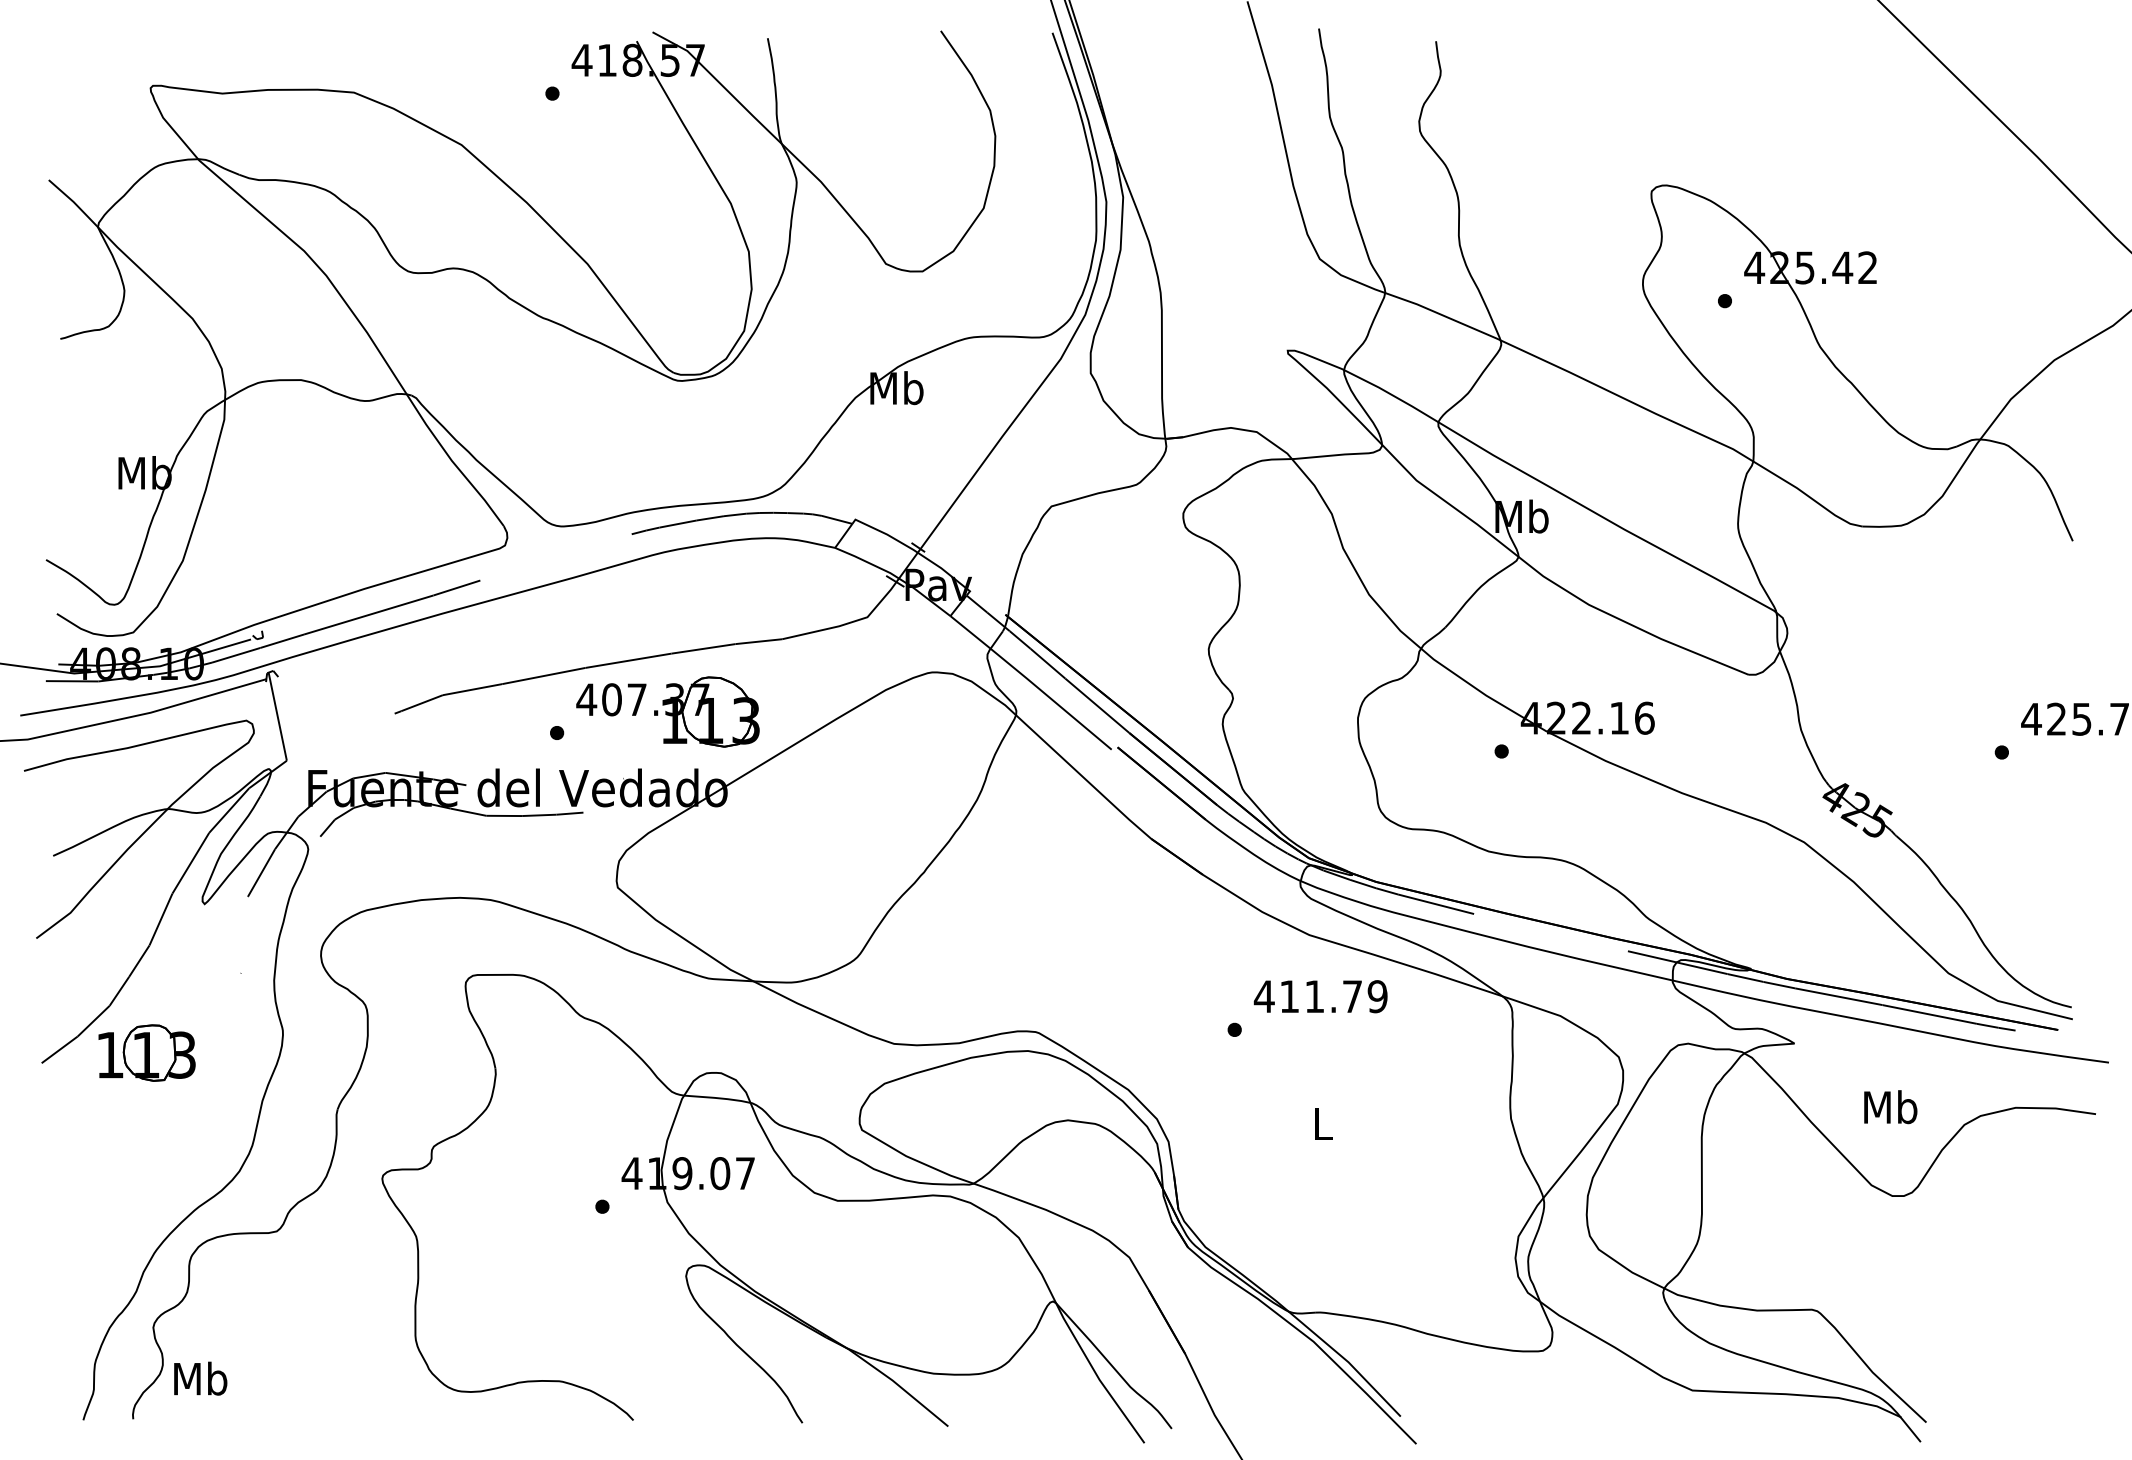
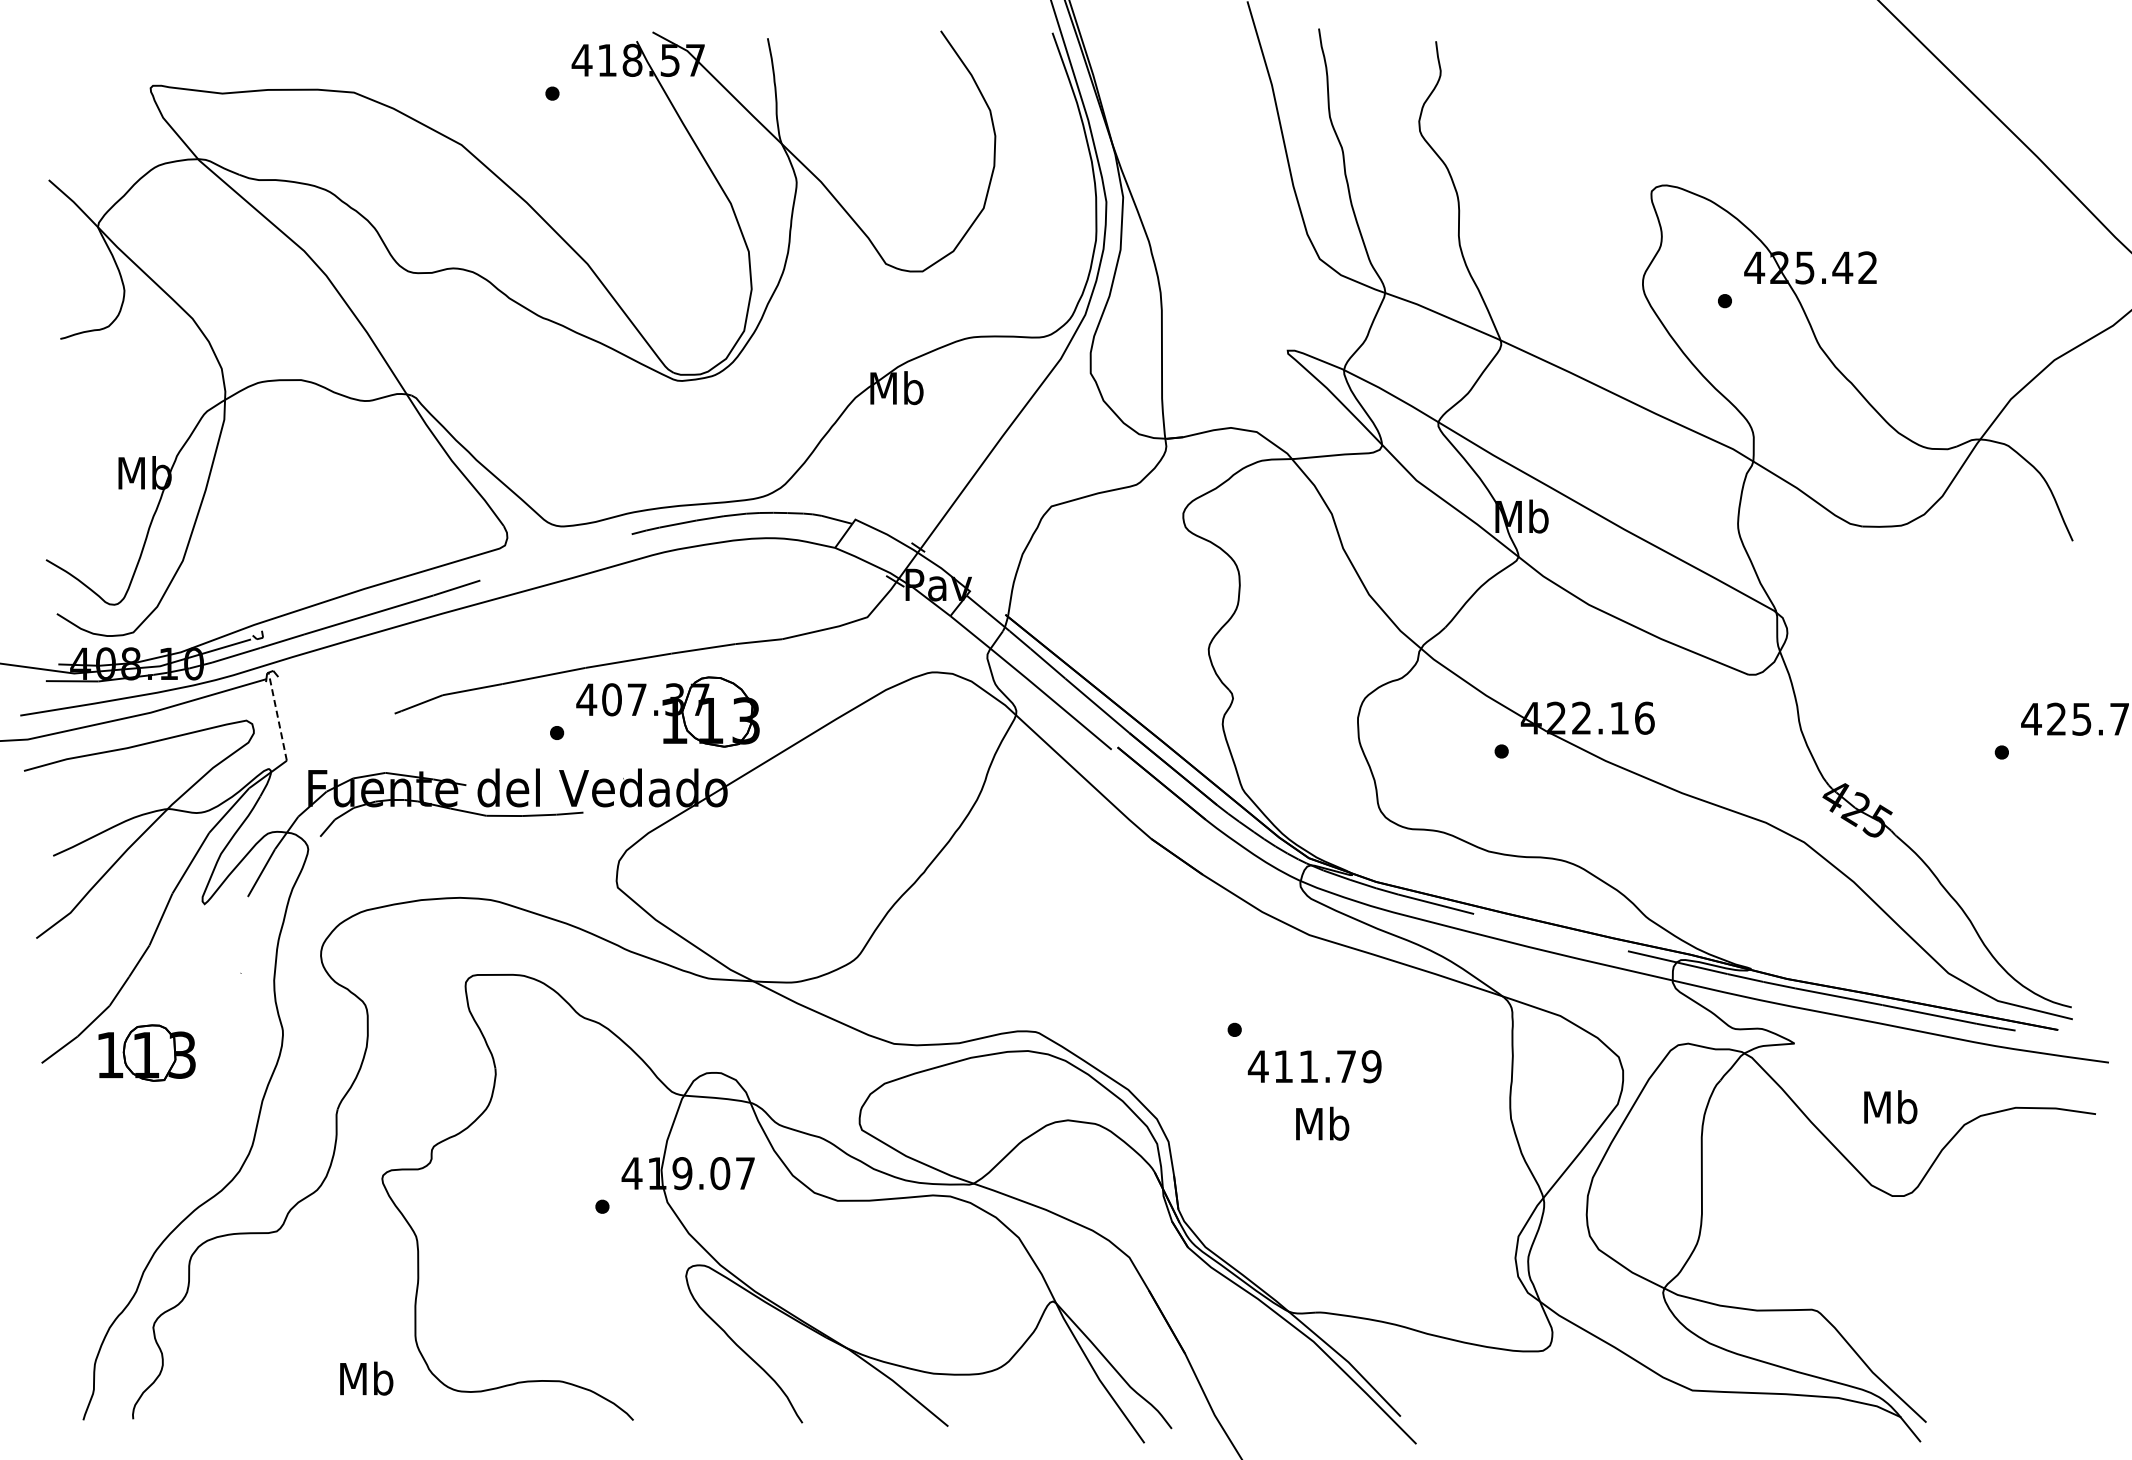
line: solid -> dashed (277, 716)
text position: (1320, 996) -> (1314, 1066) (1314, 1066)
text: L -> Mb (1322, 1123)
text position: (200, 1378) -> (366, 1378) (366, 1378)
